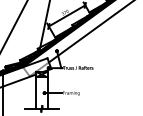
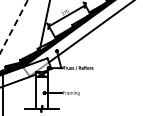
line: solid -> dashed (13, 26)
